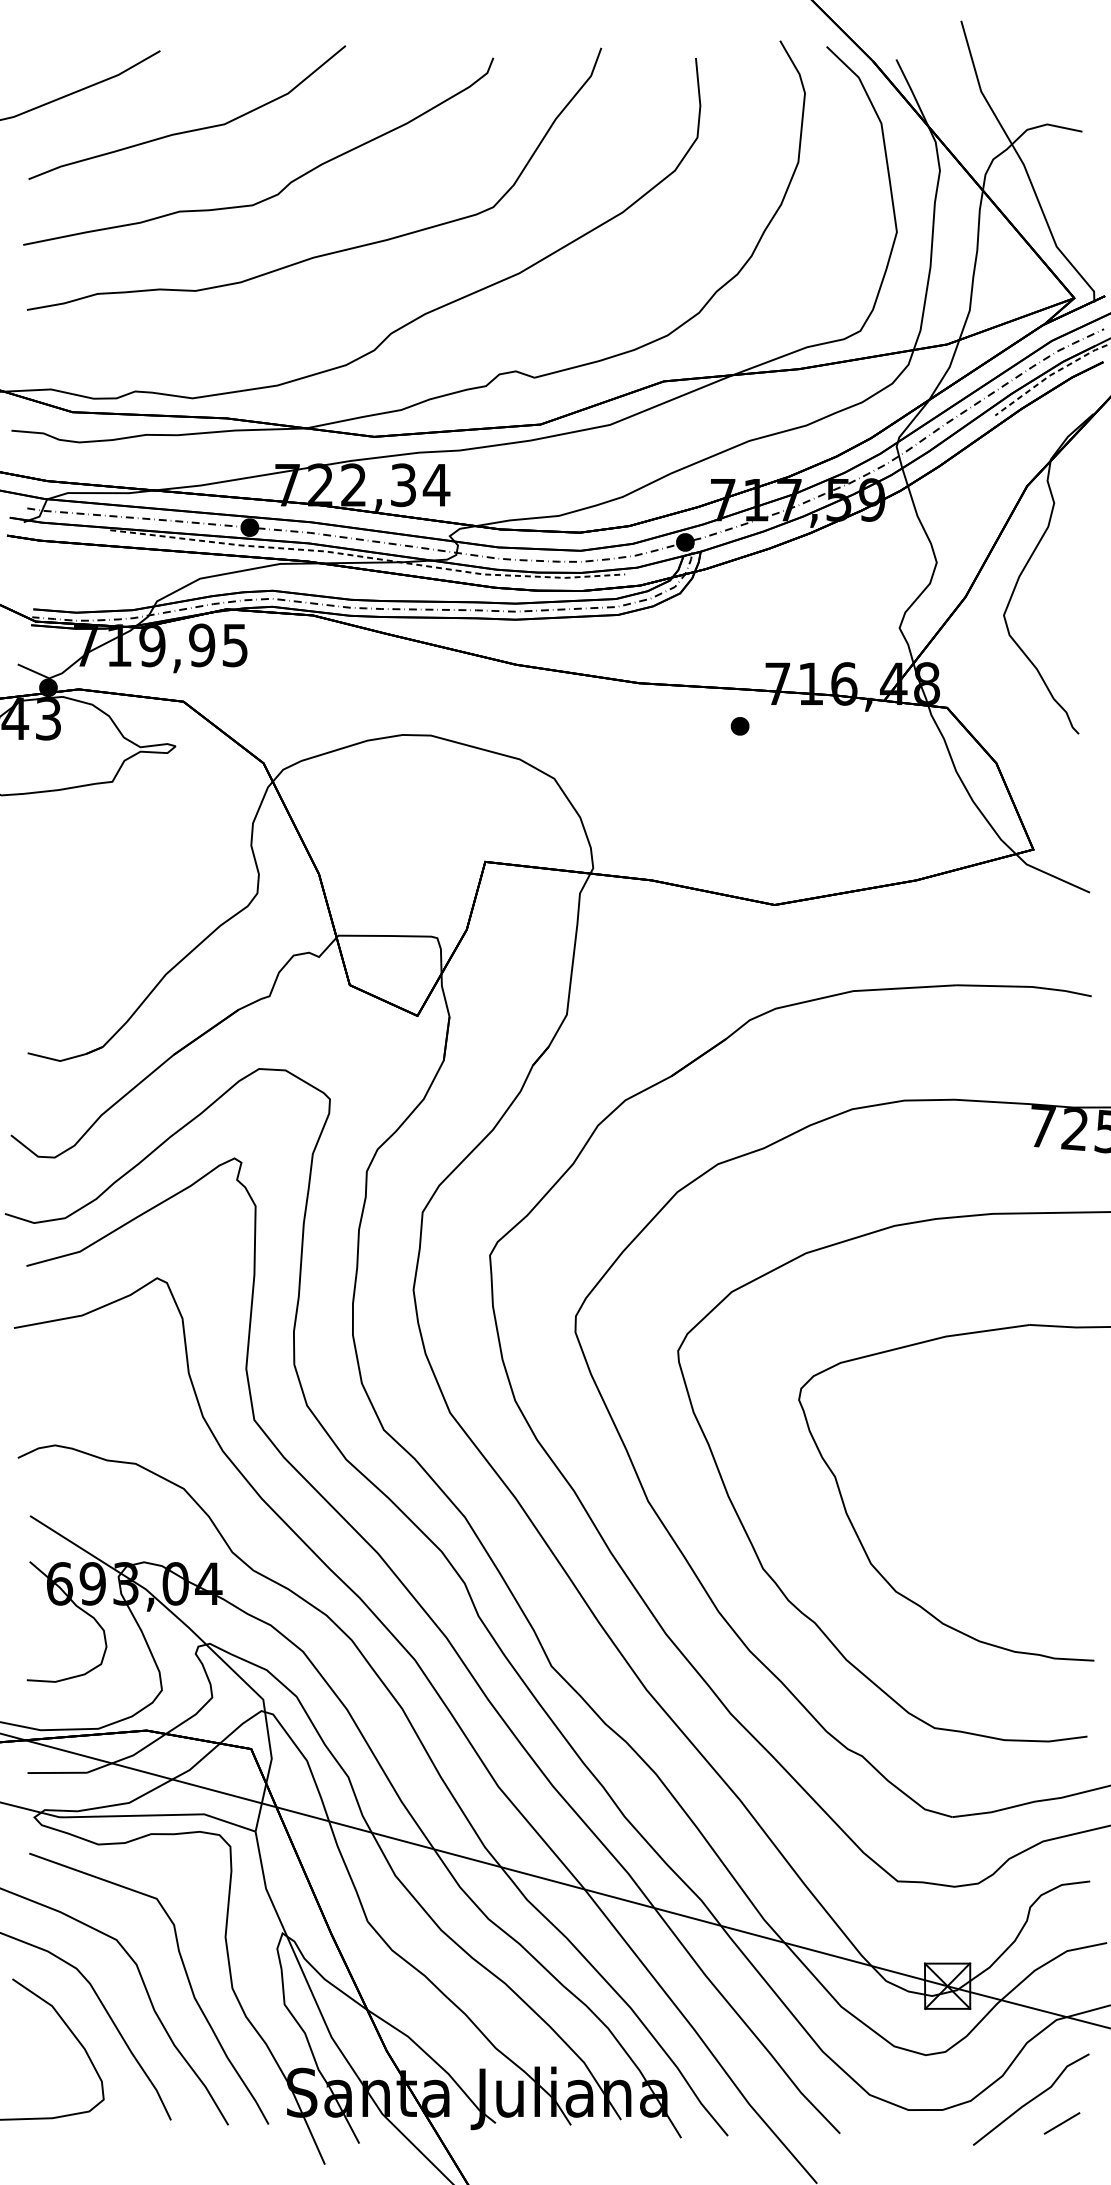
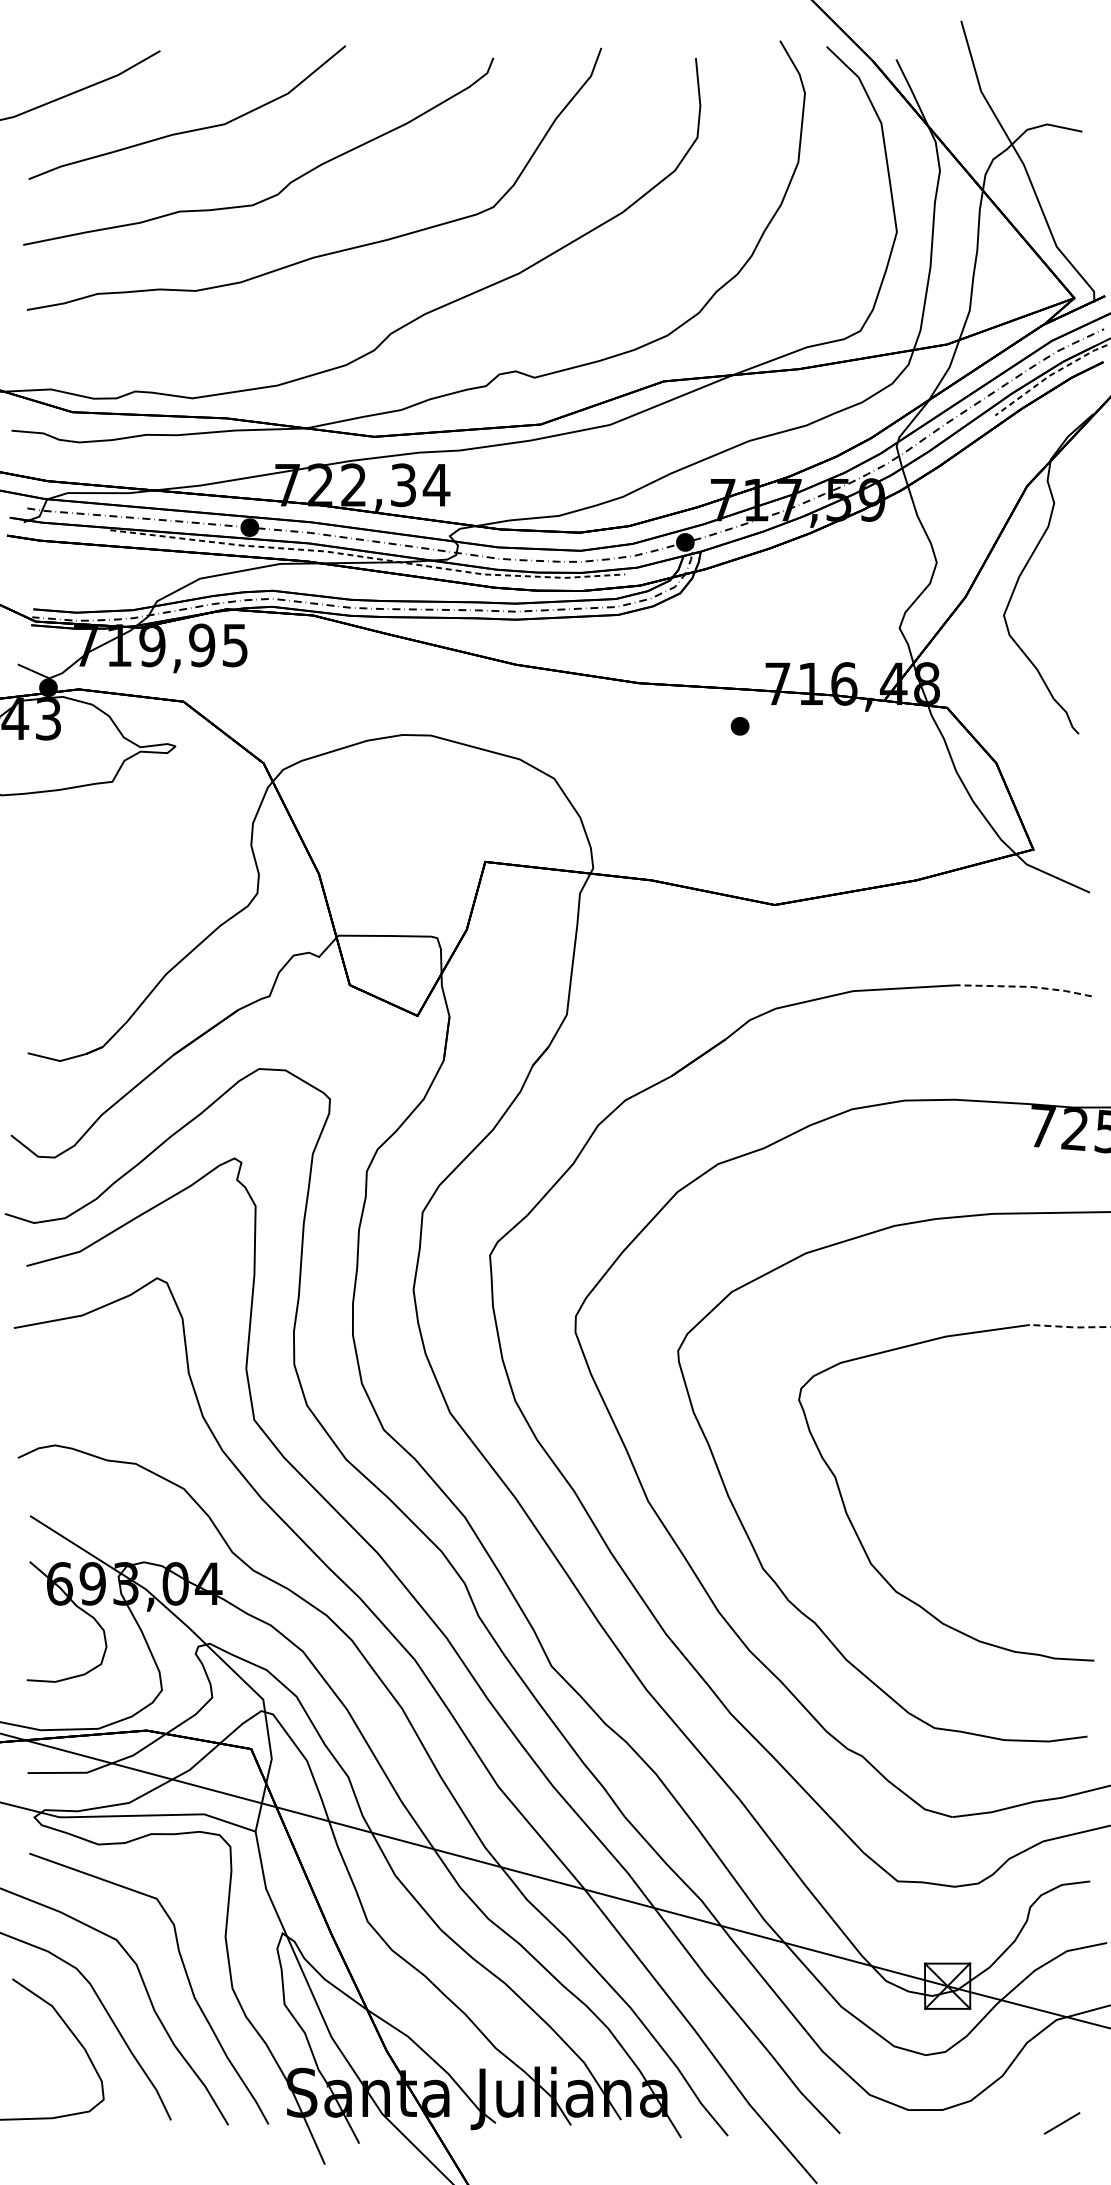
line: solid -> dashed (1025, 986)
line: solid -> dashed (1070, 1327)
line: present -> none (1031, 2099)
